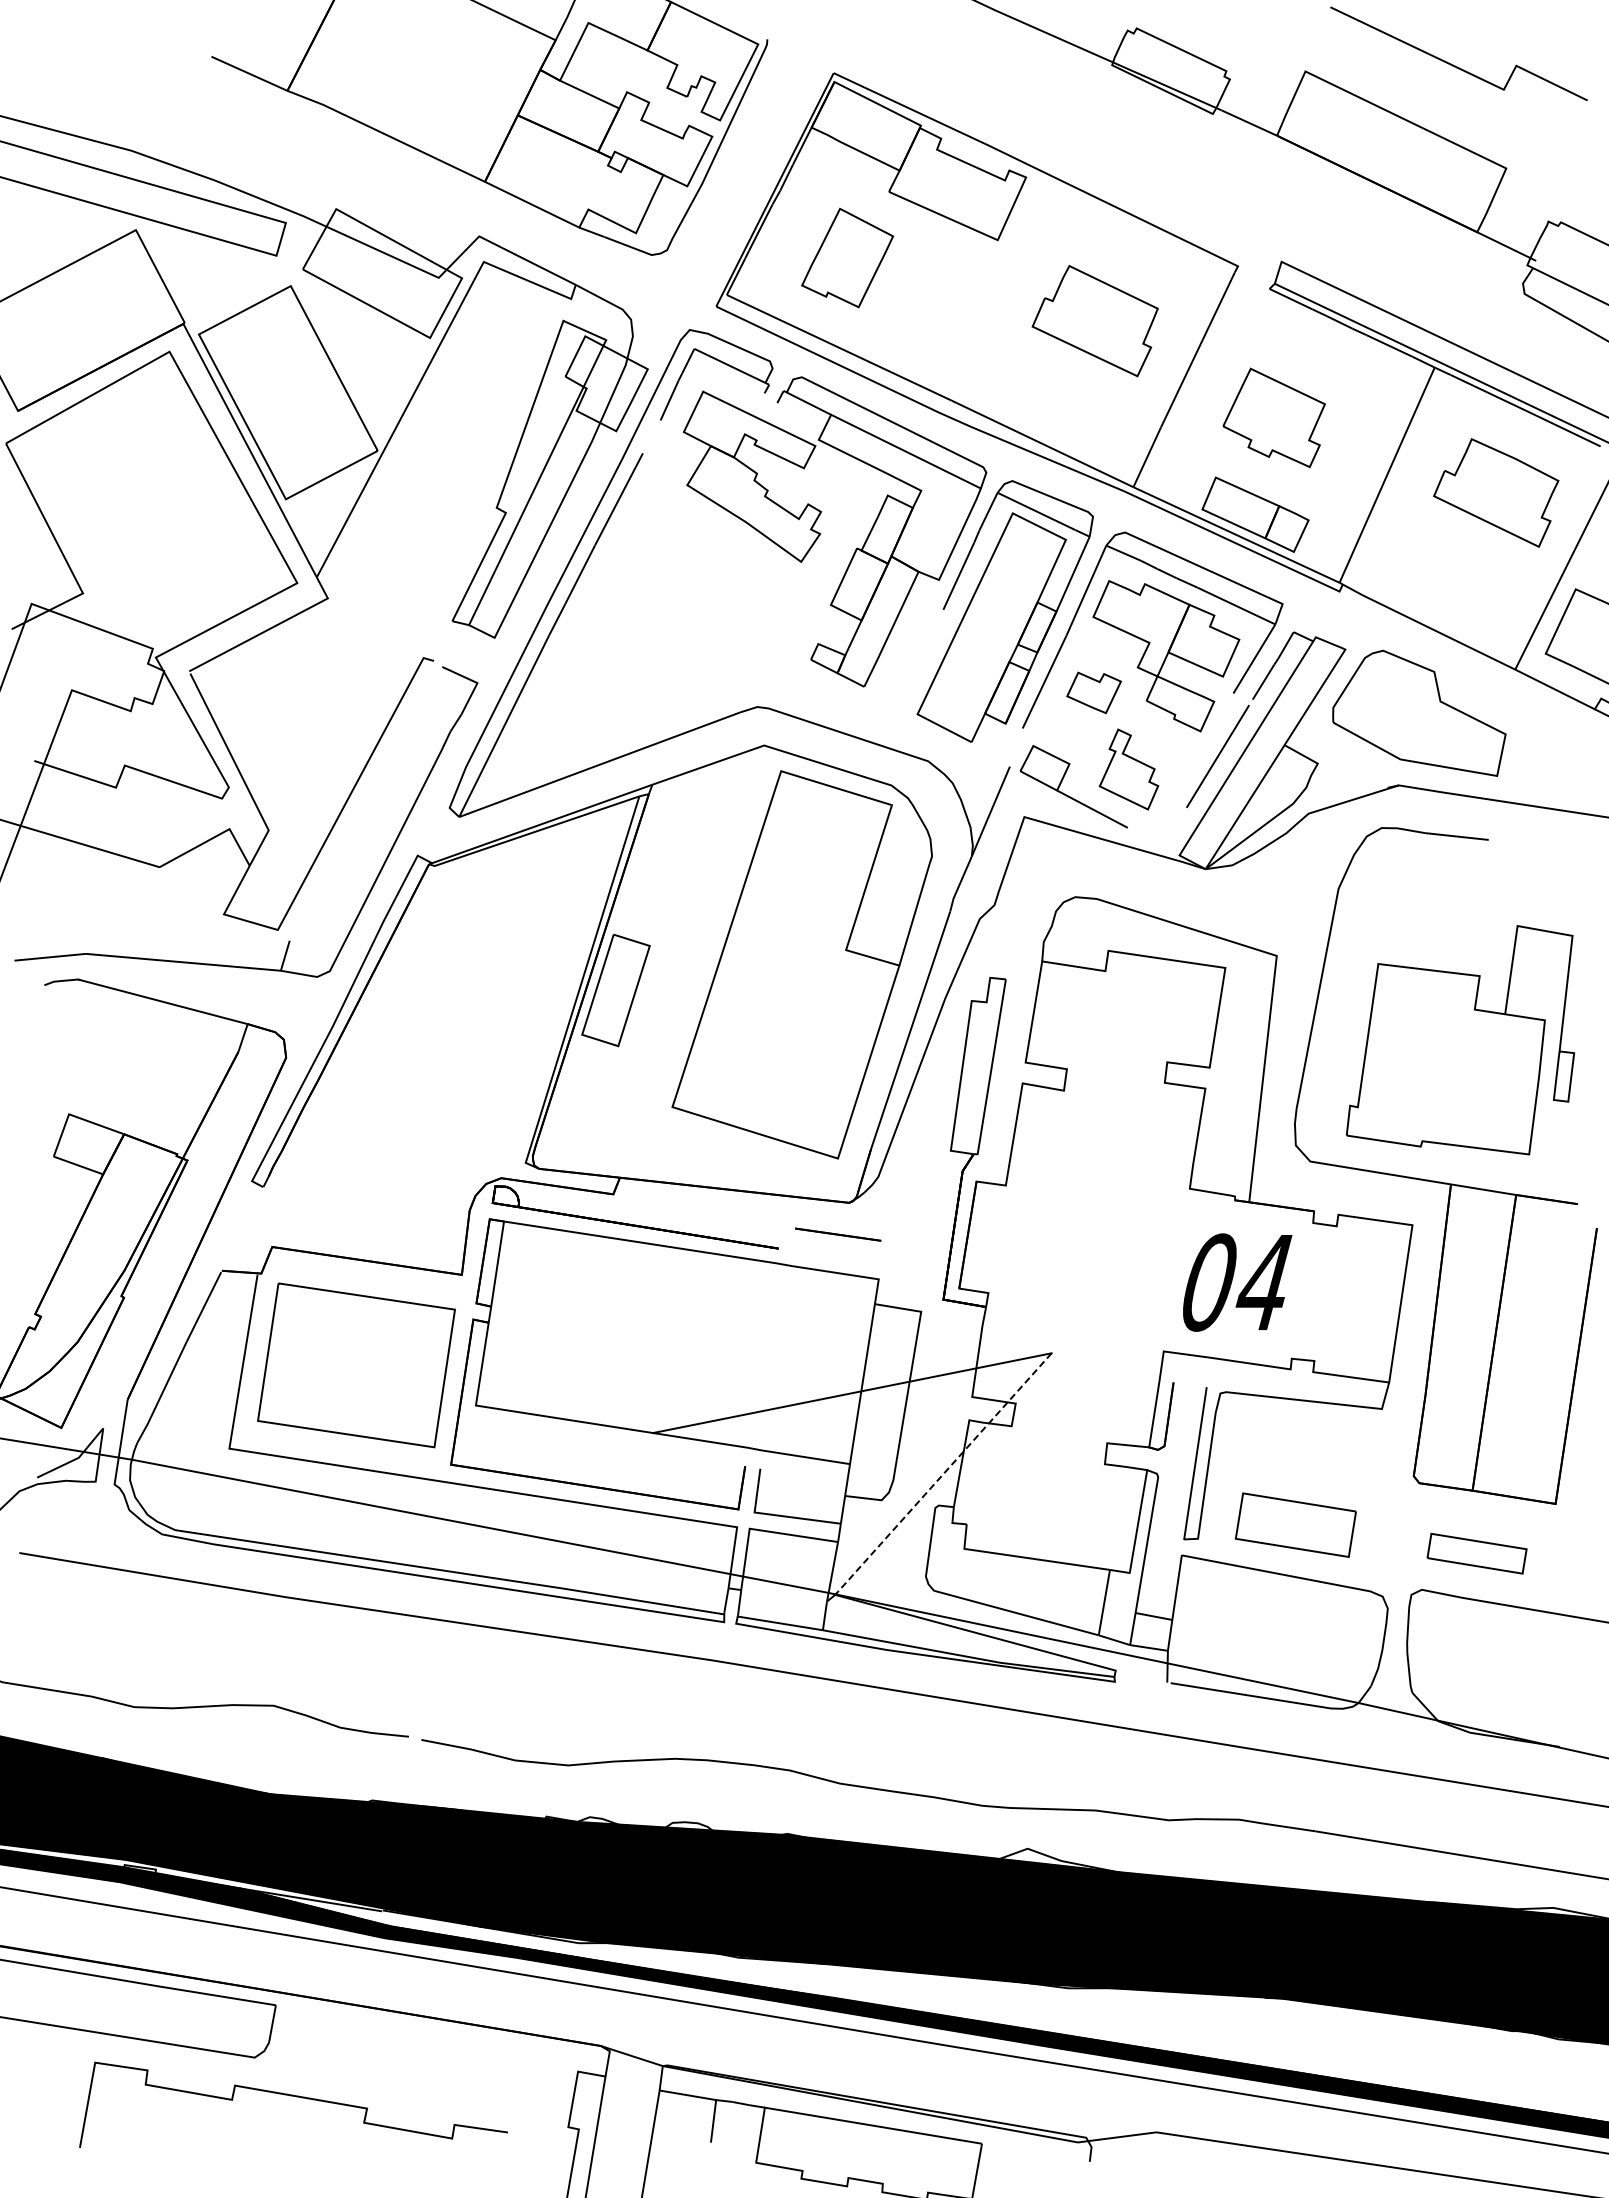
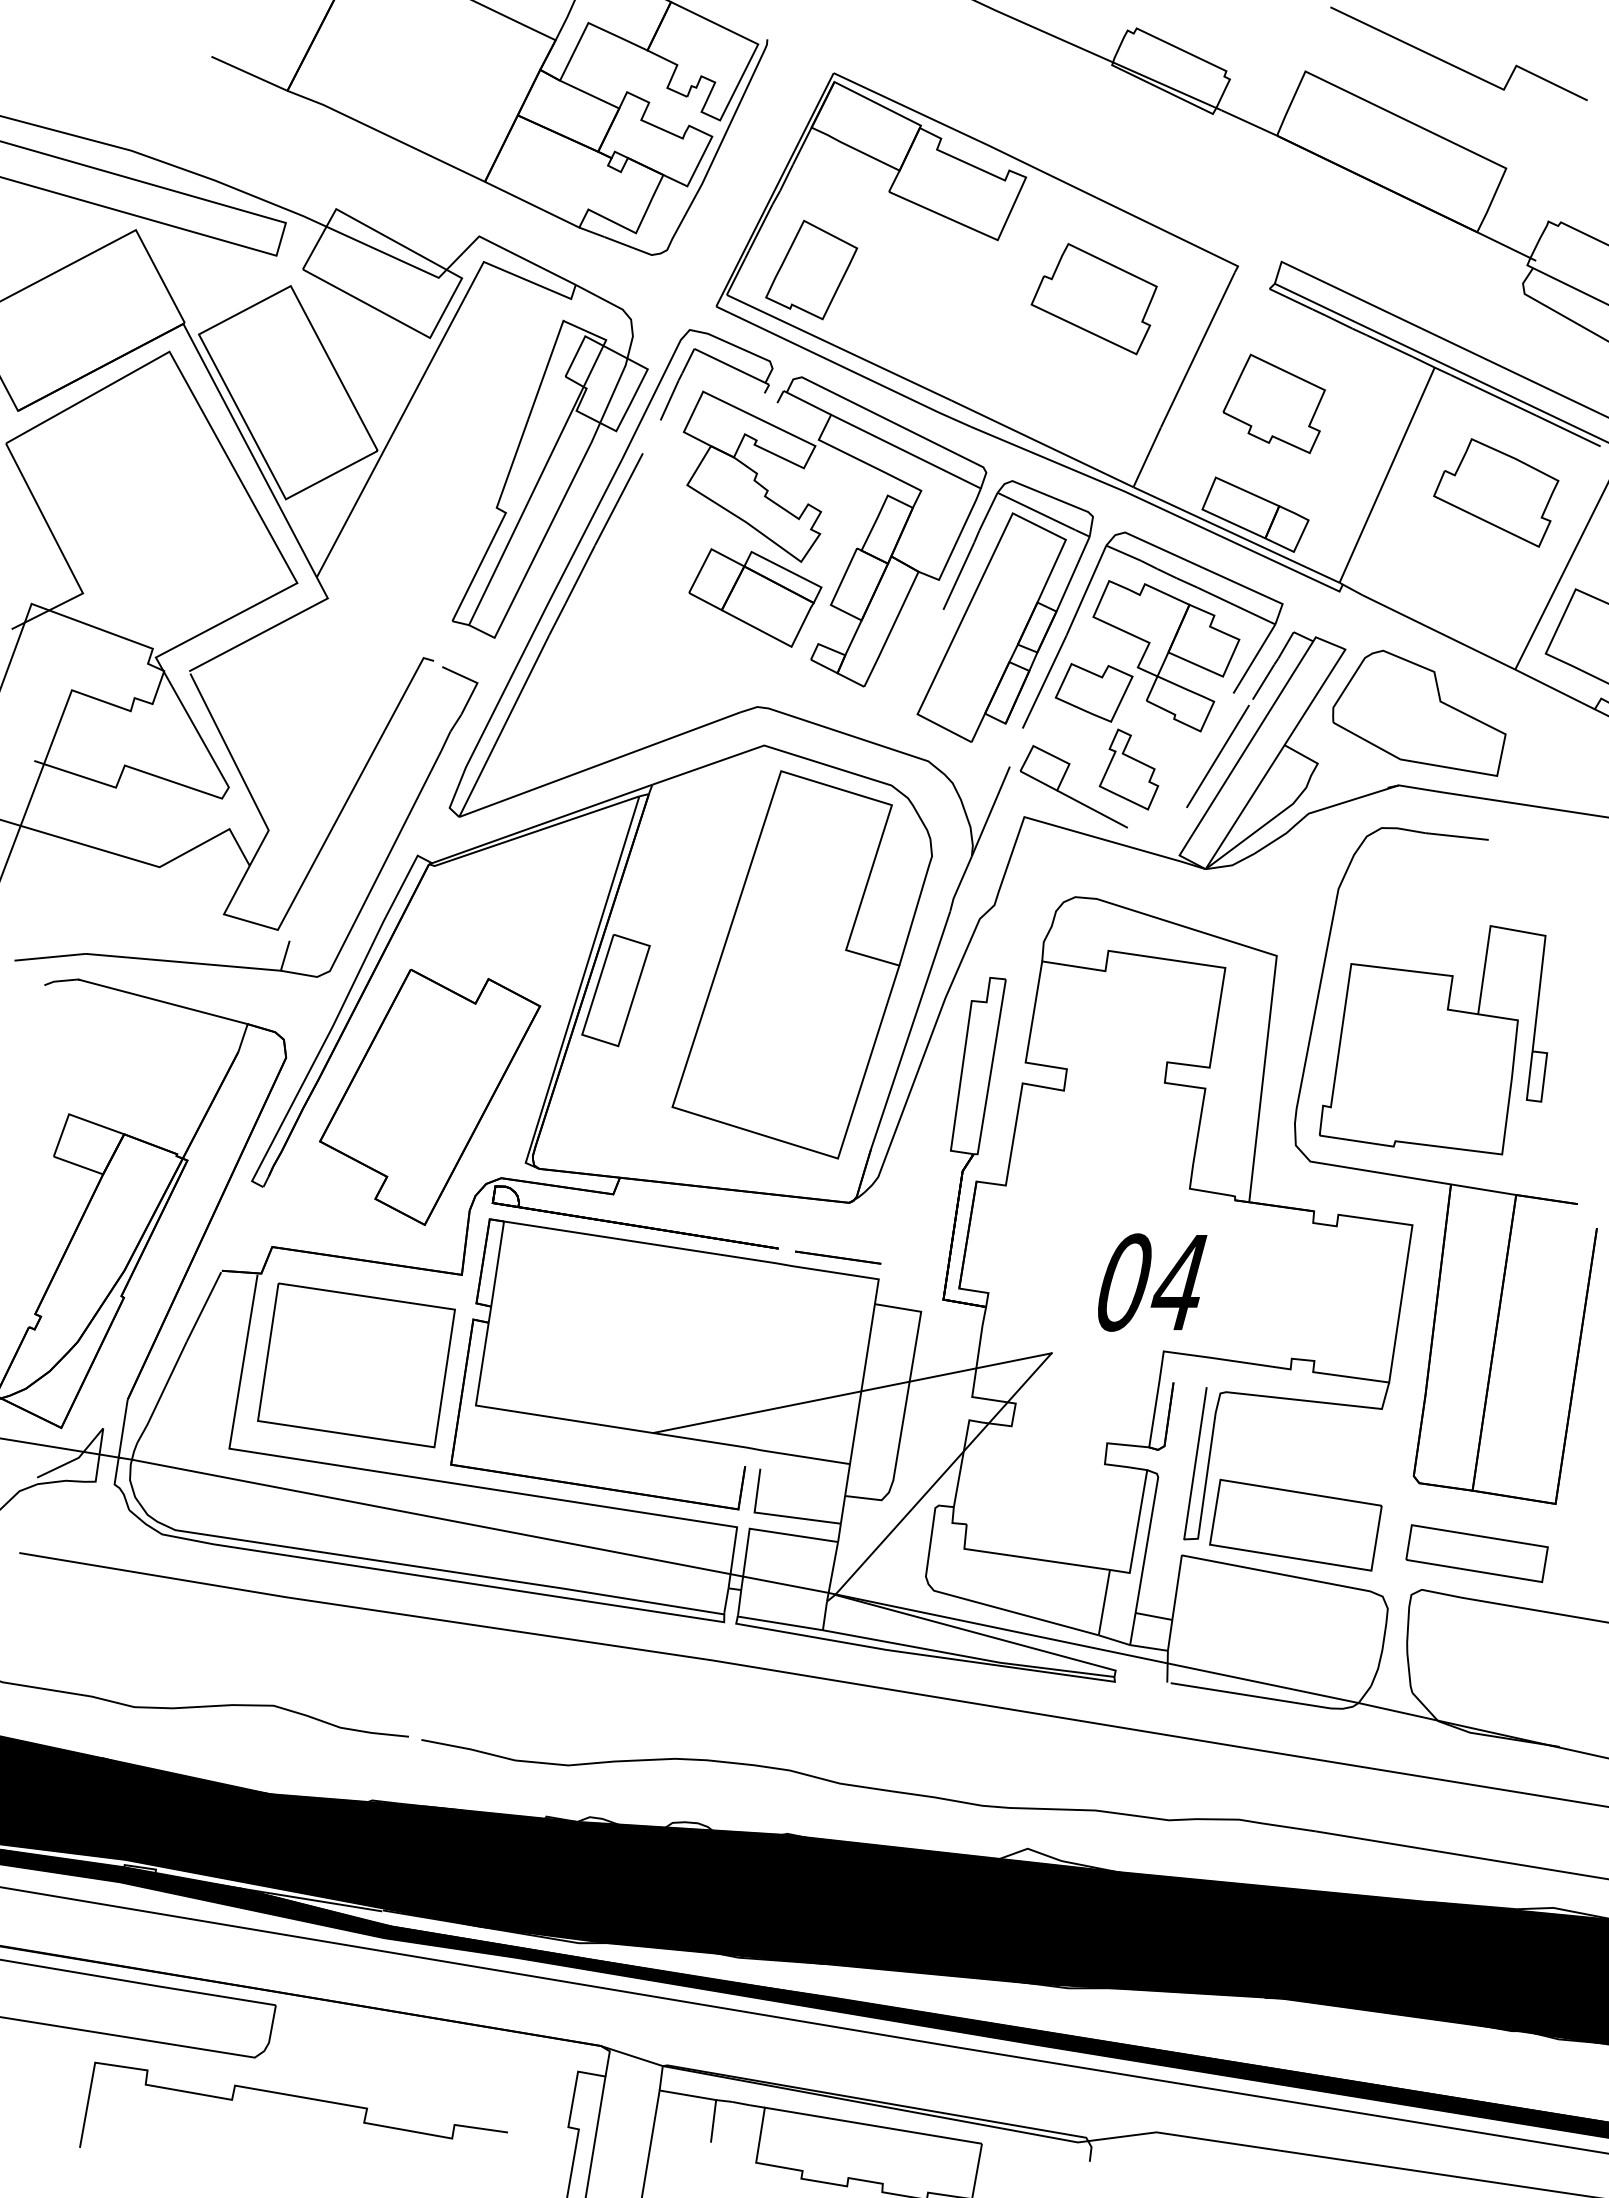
part position: (847, 257) -> (811, 269) (811, 269)
part position: (1094, 321) -> (1093, 299) (1093, 299)
part position: (1273, 417) -> (1273, 403) (1273, 403)
part: none -> present (755, 597)
part size: 56x44 px -> 80x60 px (1093, 692)
part position: (1460, 1040) -> (1433, 1040) (1433, 1040)
part: none -> present (430, 1096)
line position: (838, 1234) -> (838, 1257) (838, 1257)
text position: (1237, 1282) -> (1152, 1282) (1152, 1282)
line: dashed -> solid (943, 1474)
part size: 123x66 px -> 174x94 px (1295, 1524)
part size: 102x43 px -> 144x60 px (1476, 1553)
